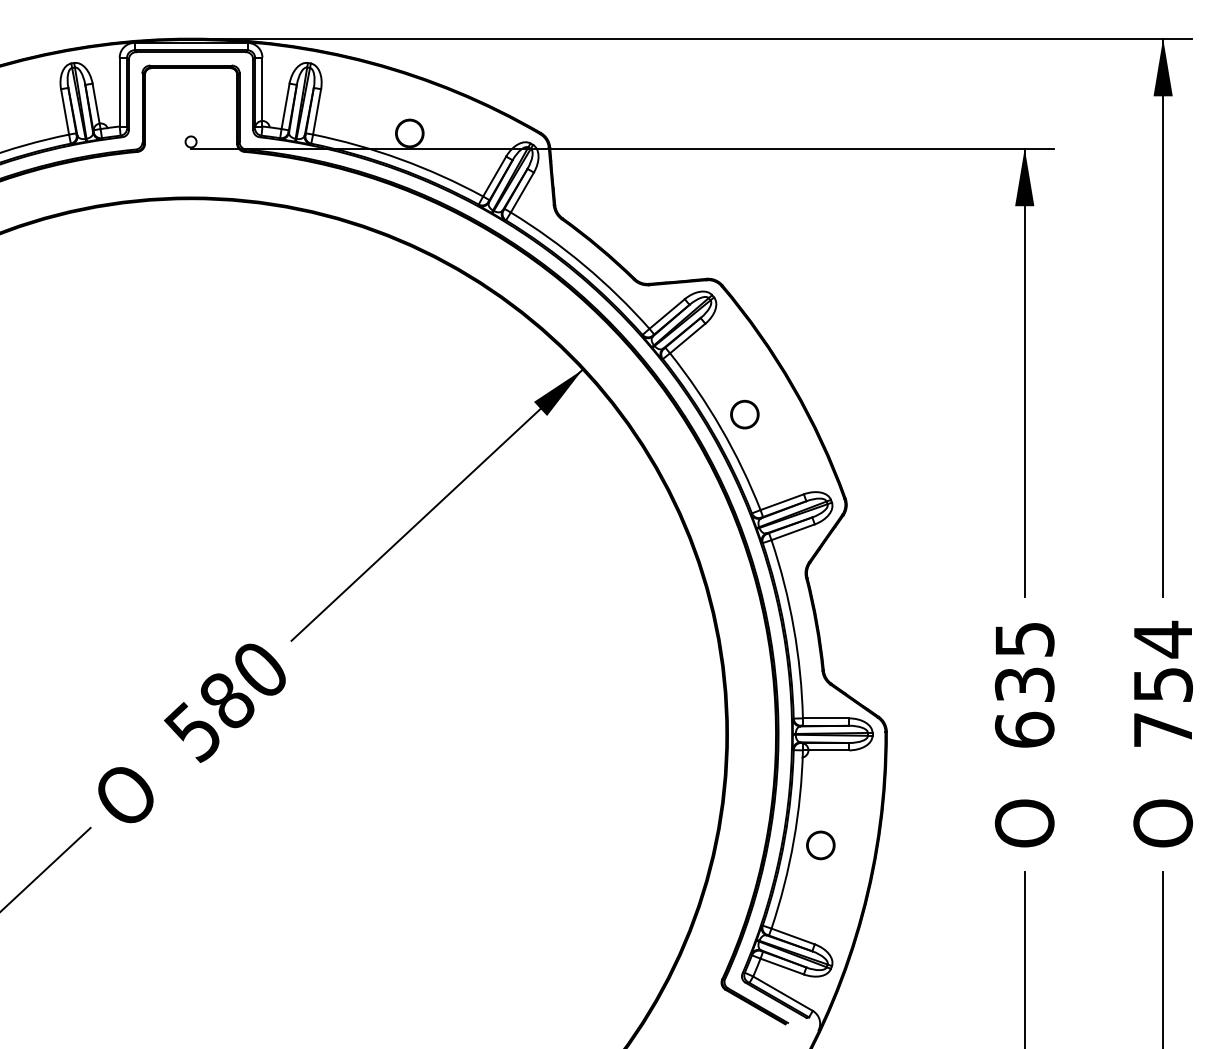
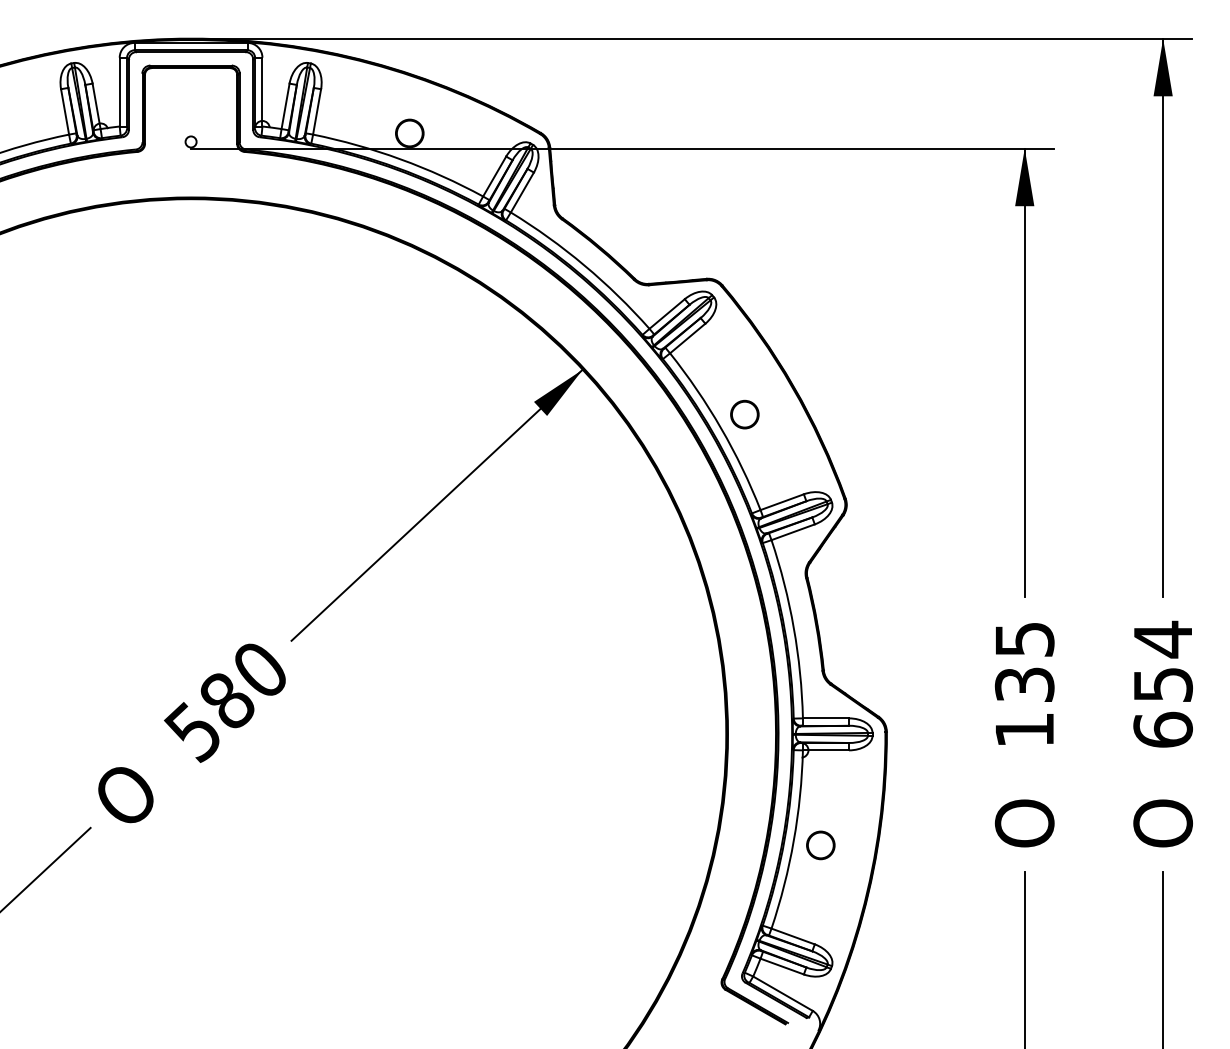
text: 635 -> 135 (1024, 729)
text: 754 -> 654 (1162, 729)
